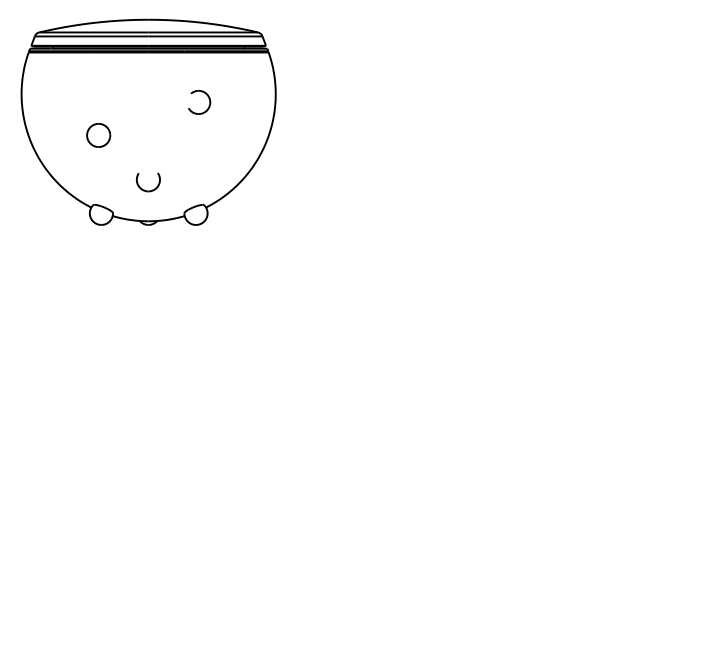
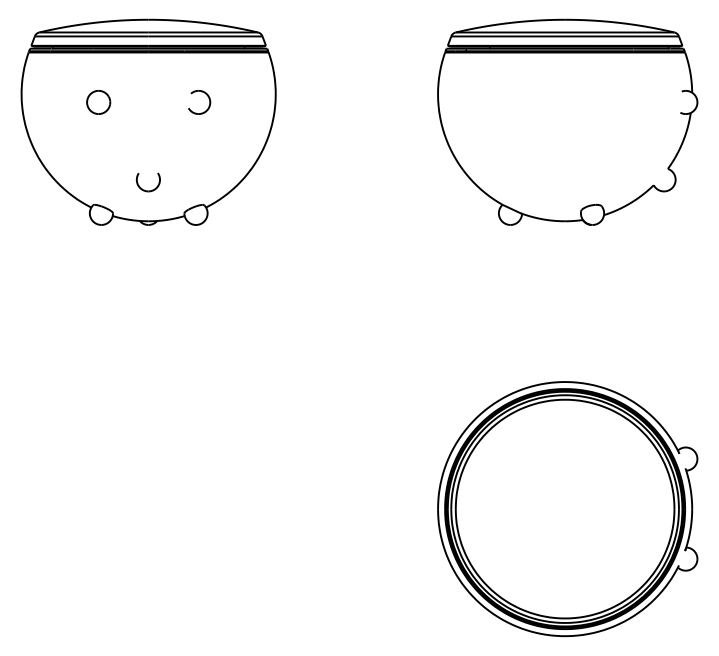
part: none -> present (567, 121)
part position: (98, 135) -> (98, 102) (98, 102)
part: none -> present (567, 509)
